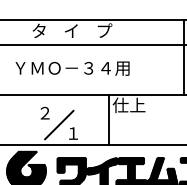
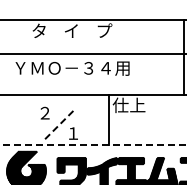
line position: (92, 44) -> (92, 53) (92, 53)
line: solid -> dashed (59, 124)
line: solid -> dashed (93, 145)
